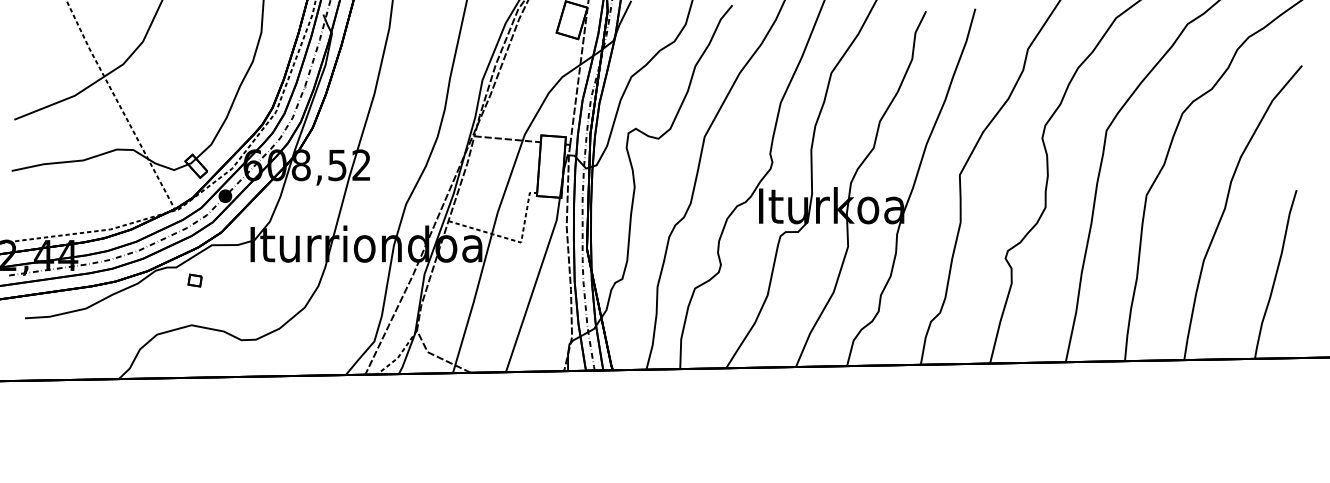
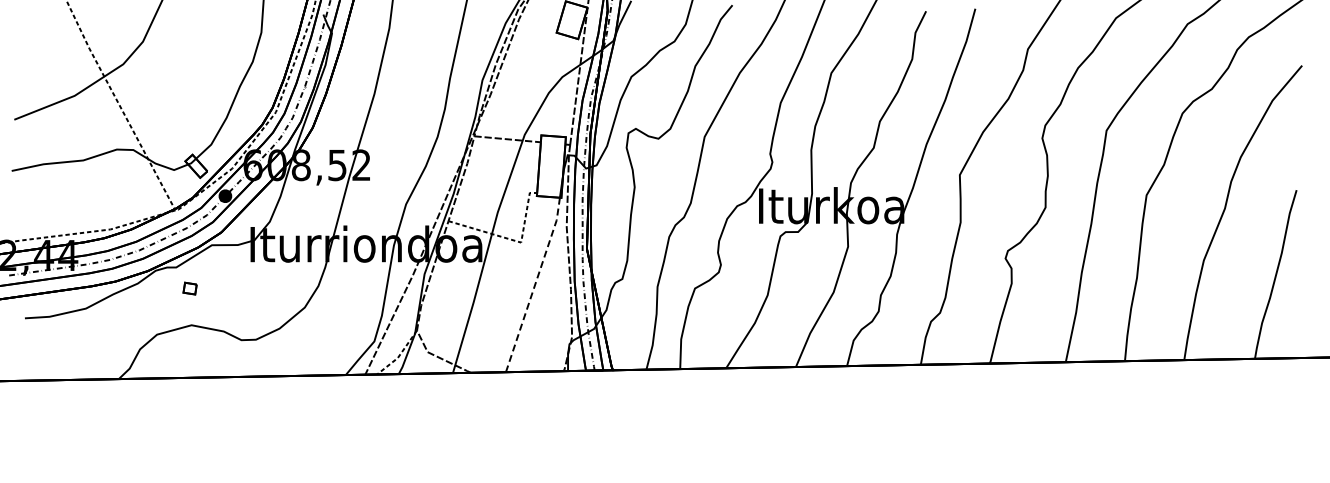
part position: (194, 280) -> (189, 288) (189, 288)
line: solid -> dashed (535, 284)
